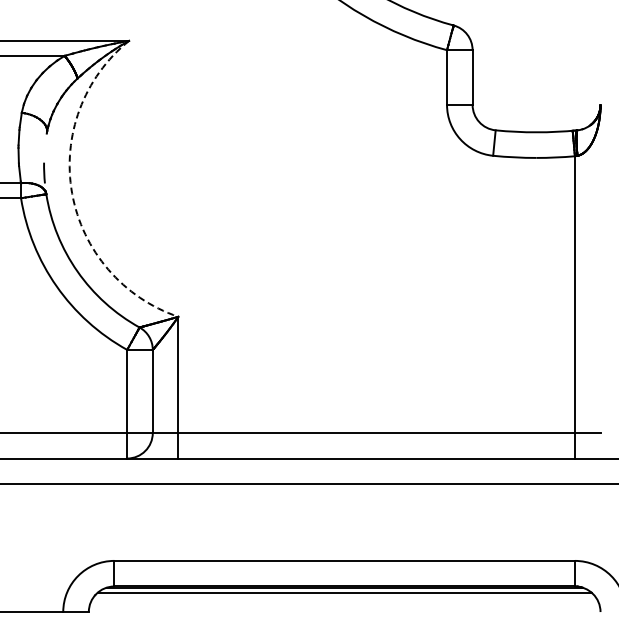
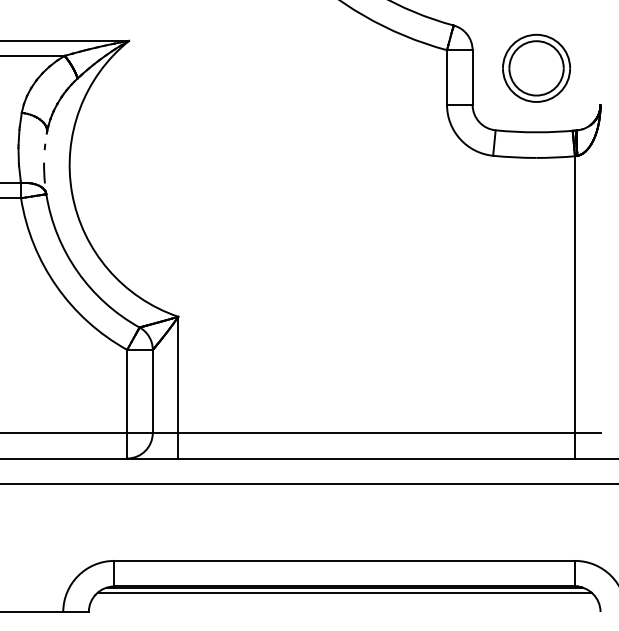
part: none -> present (536, 67)
arc: none -> present (44, 146)
arc: dashed -> solid (72, 193)
